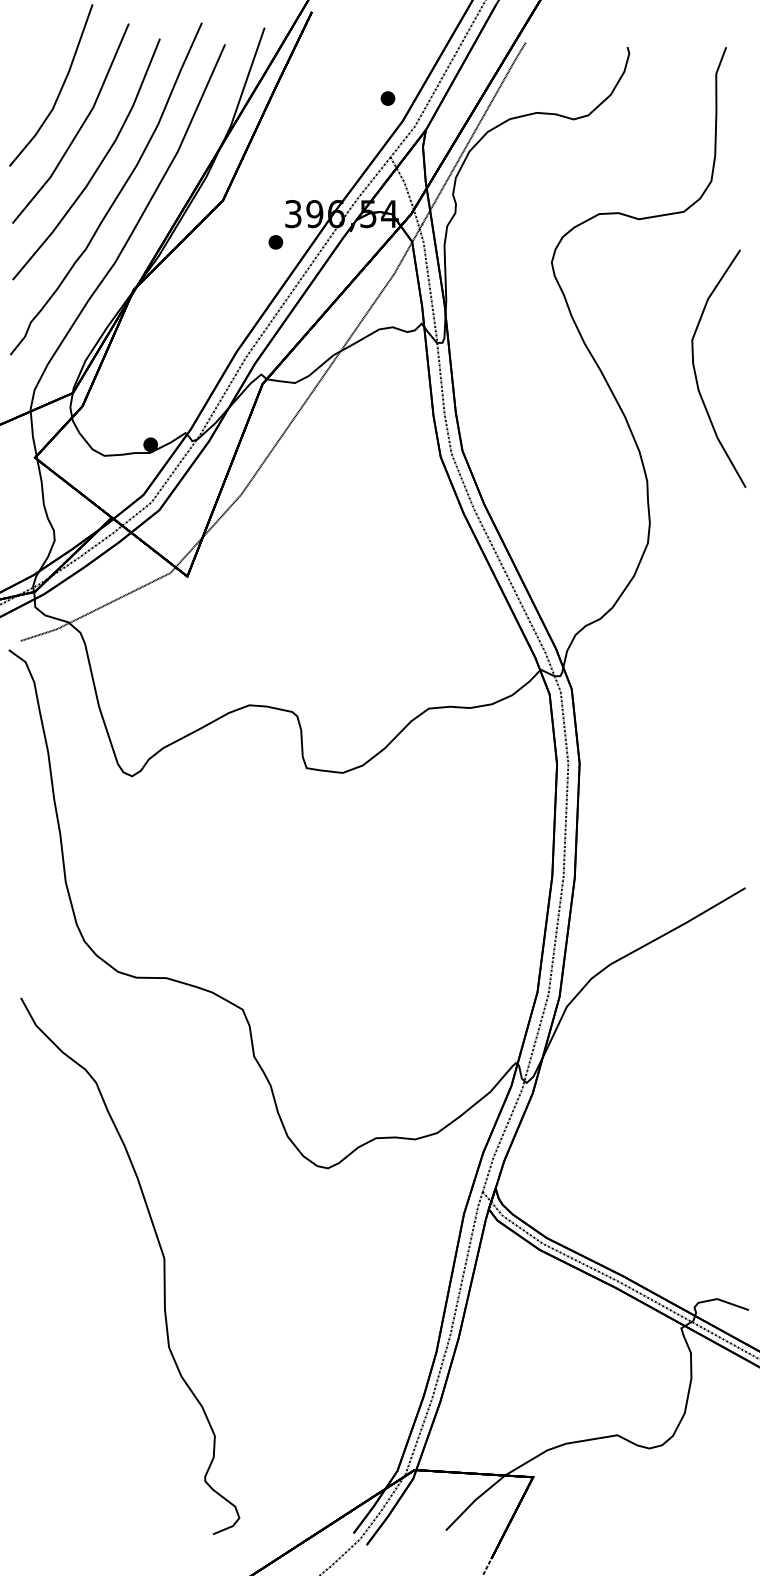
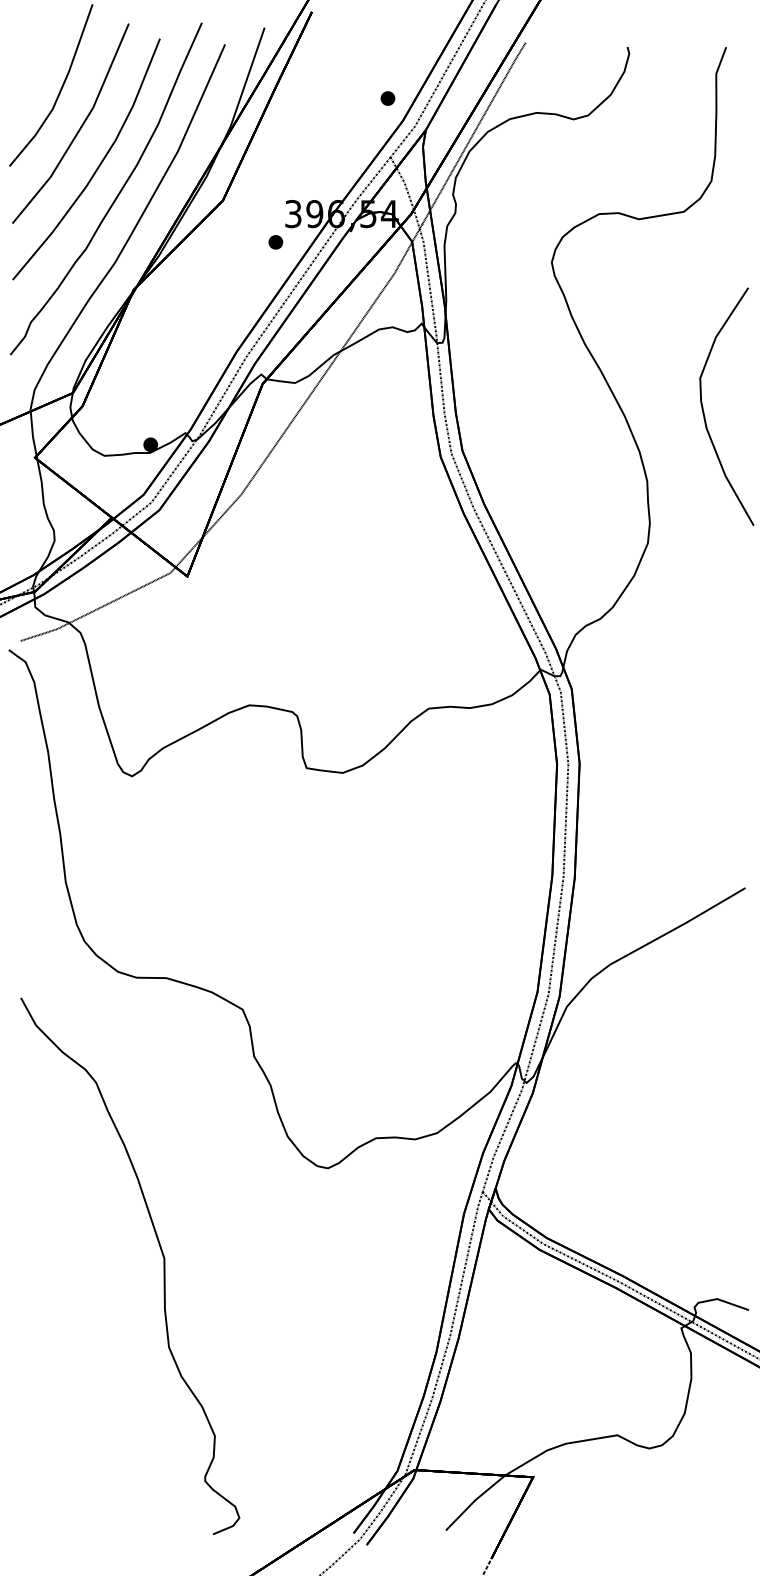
curve position: (696, 373) -> (704, 411) (704, 411)
